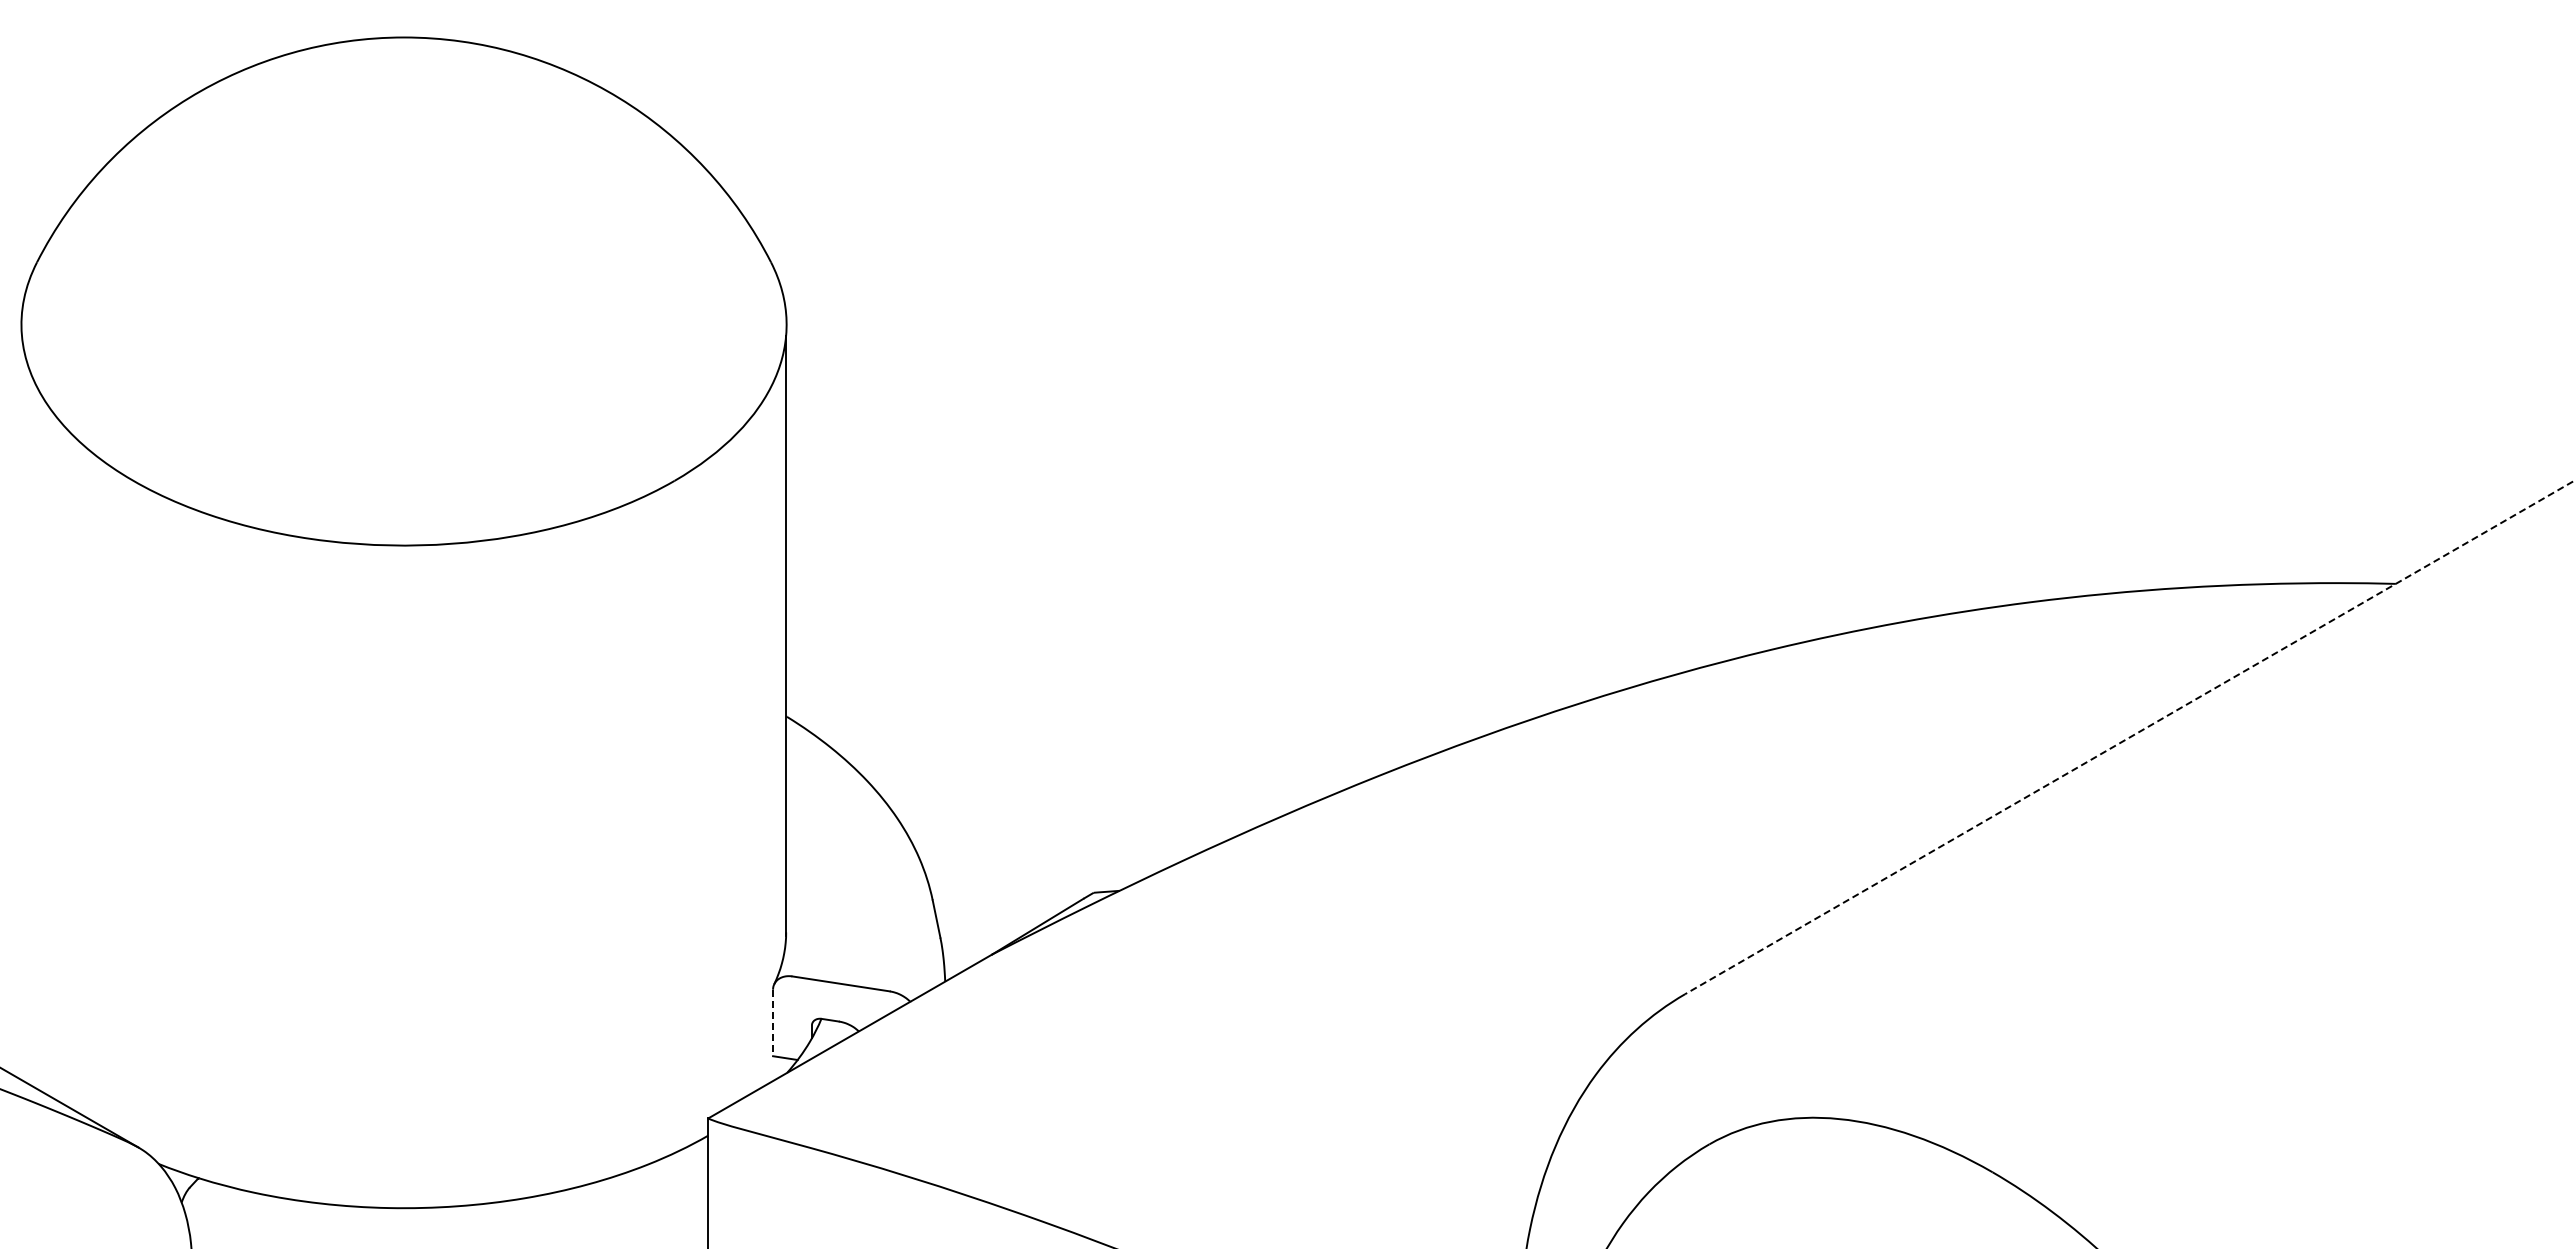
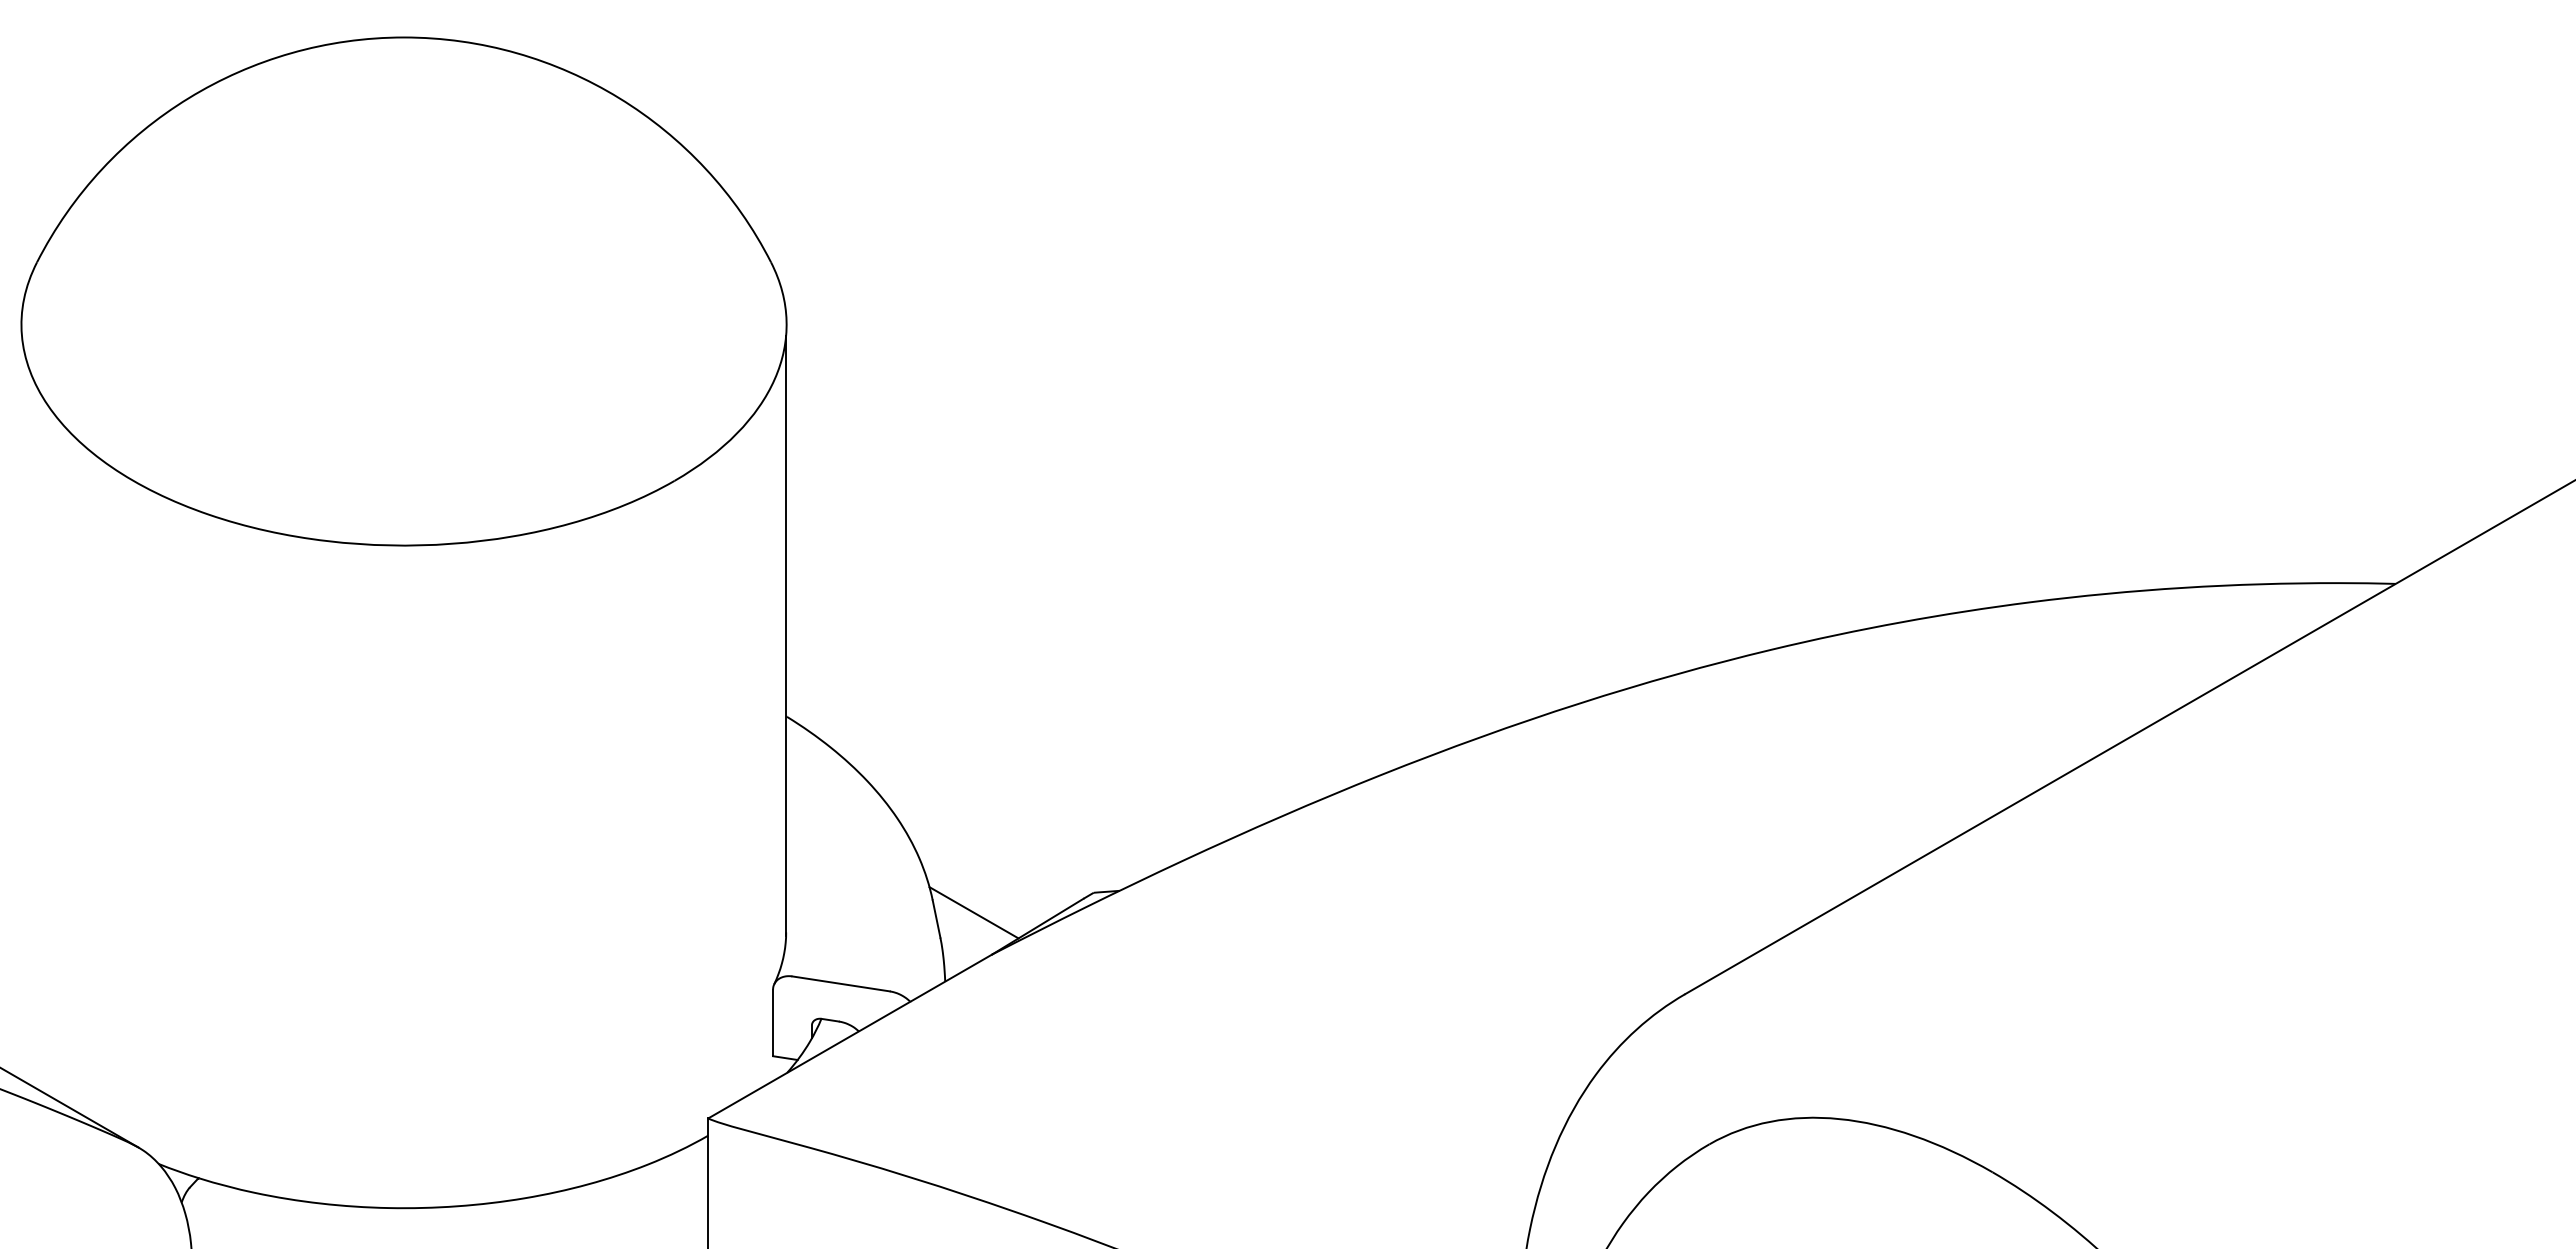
line: dashed -> solid (2129, 737)
line: none -> present (973, 912)
line: dashed -> solid (773, 1023)
